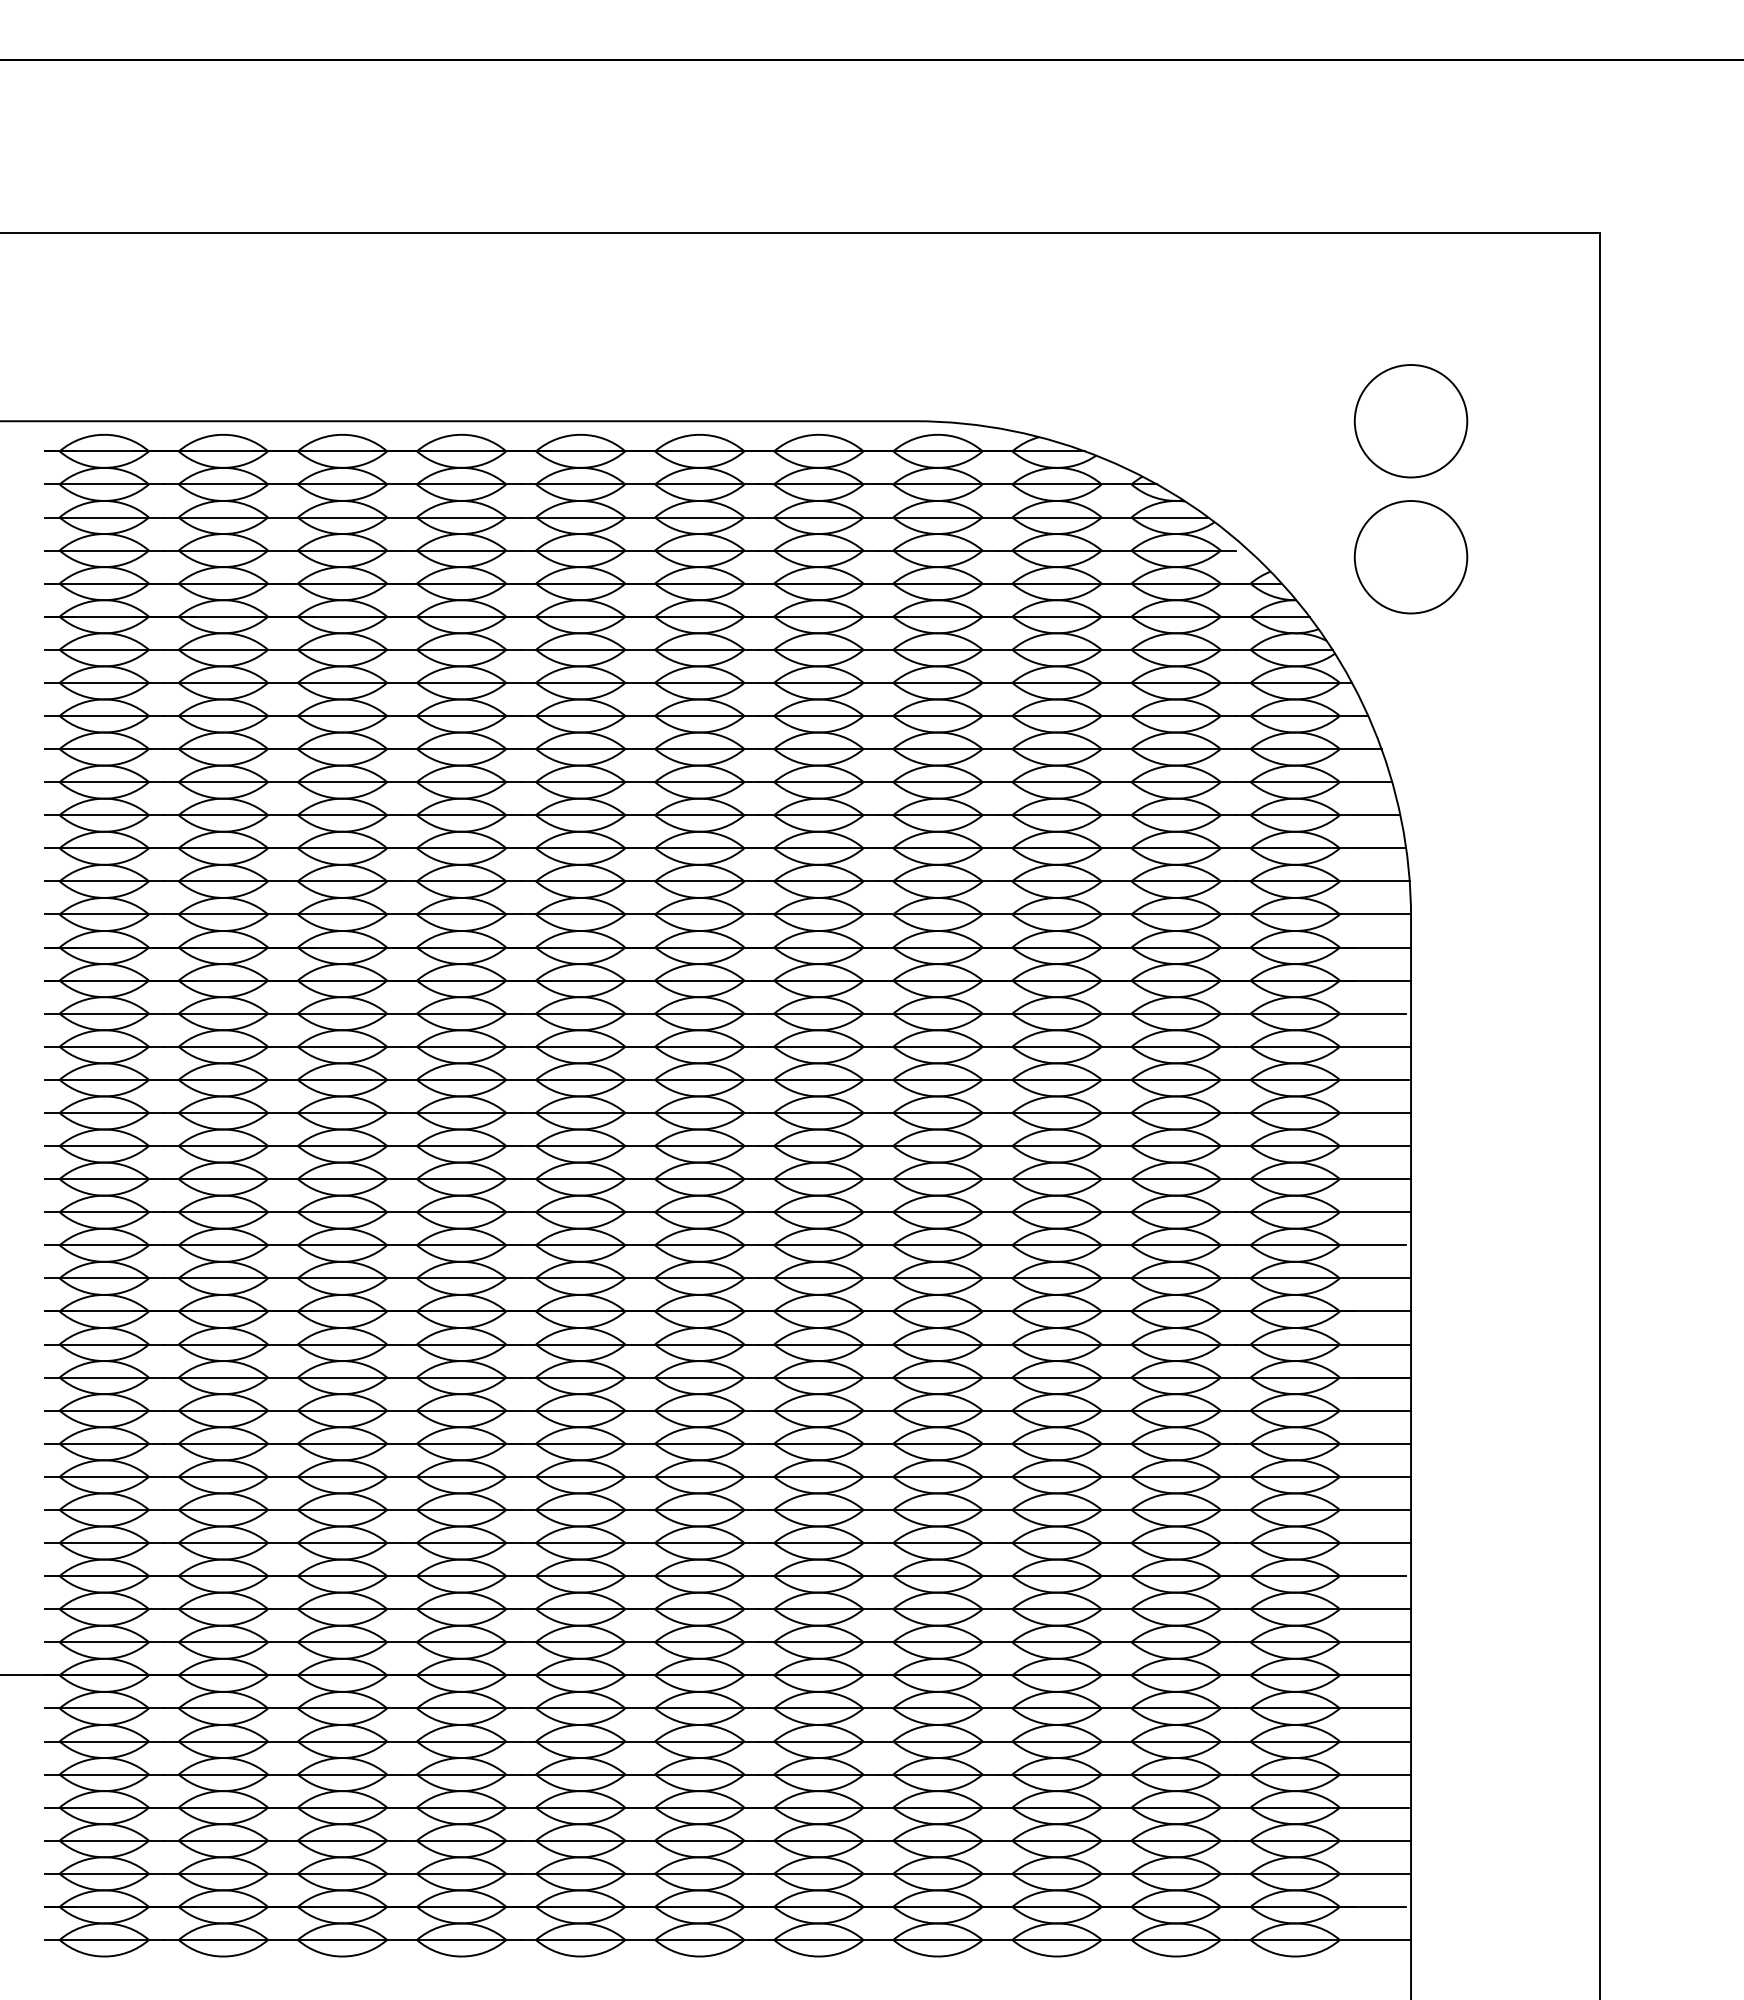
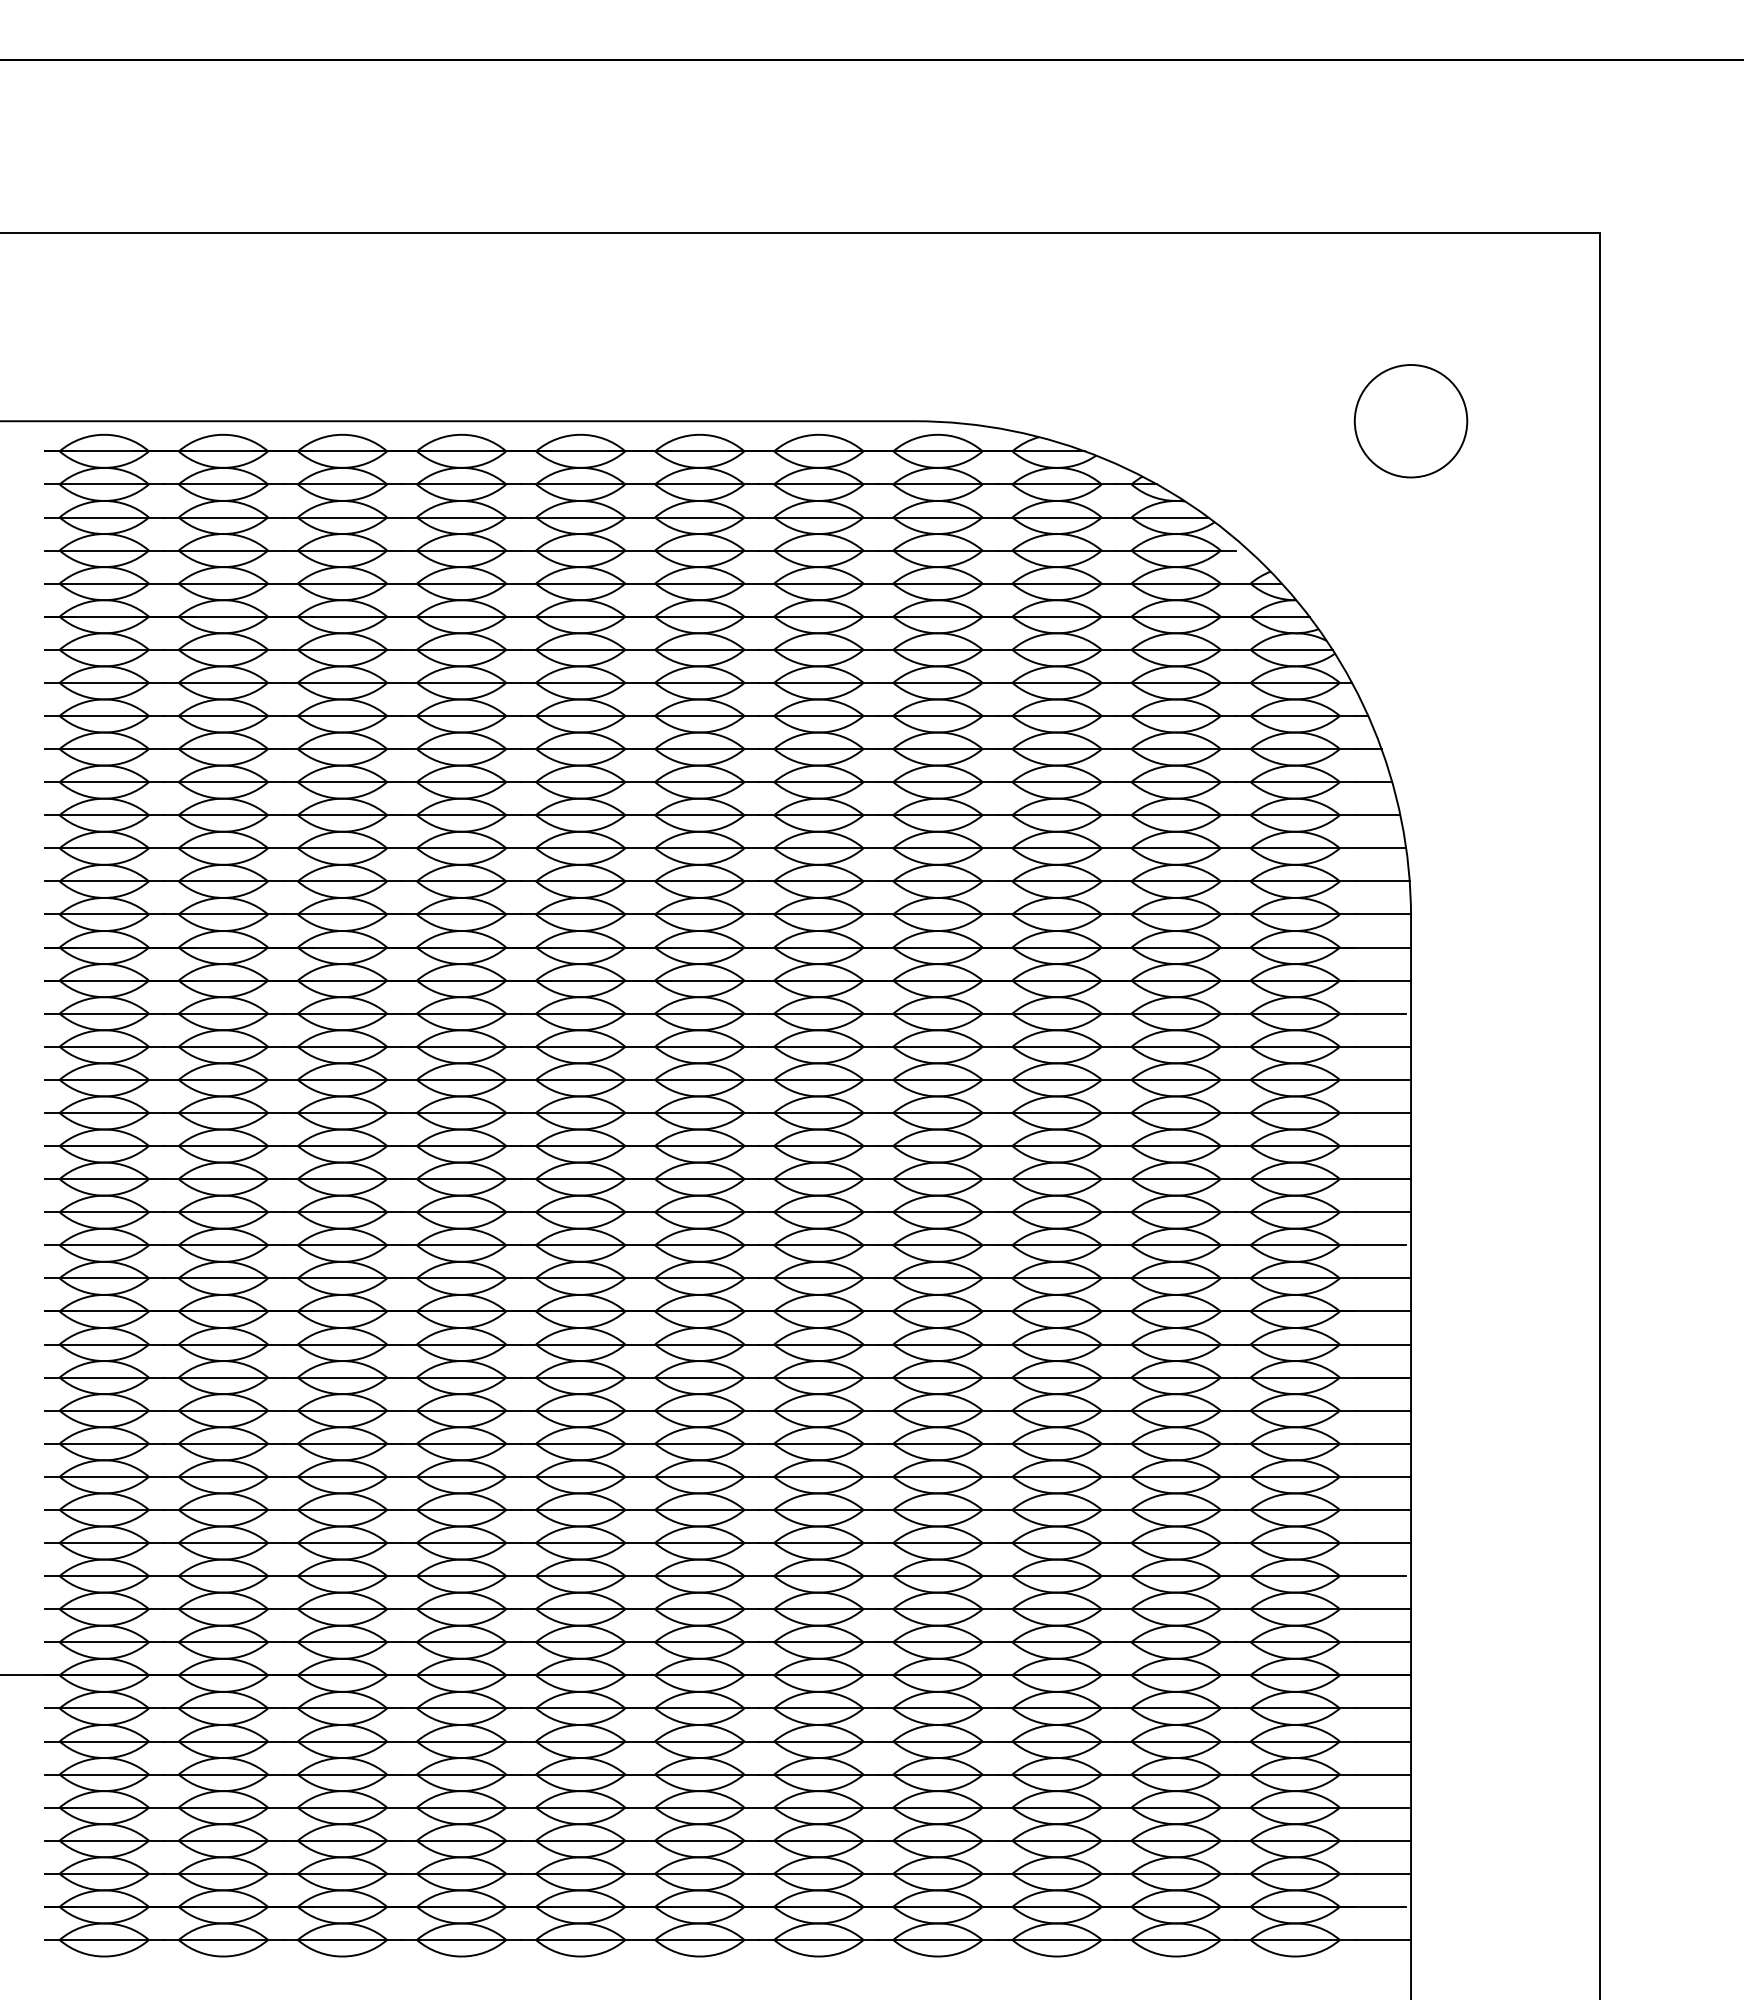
circle: present -> none (1410, 557)
